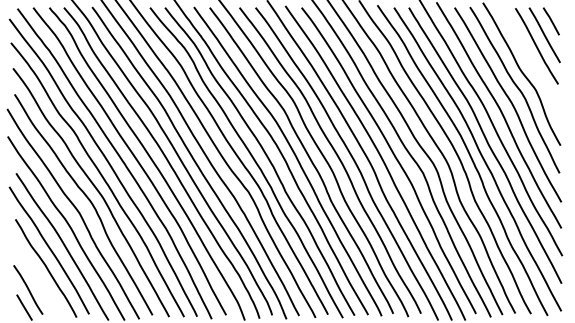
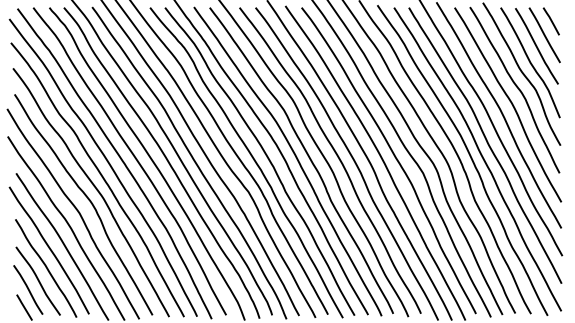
curve: none -> present (530, 62)
curve: none -> present (37, 280)
